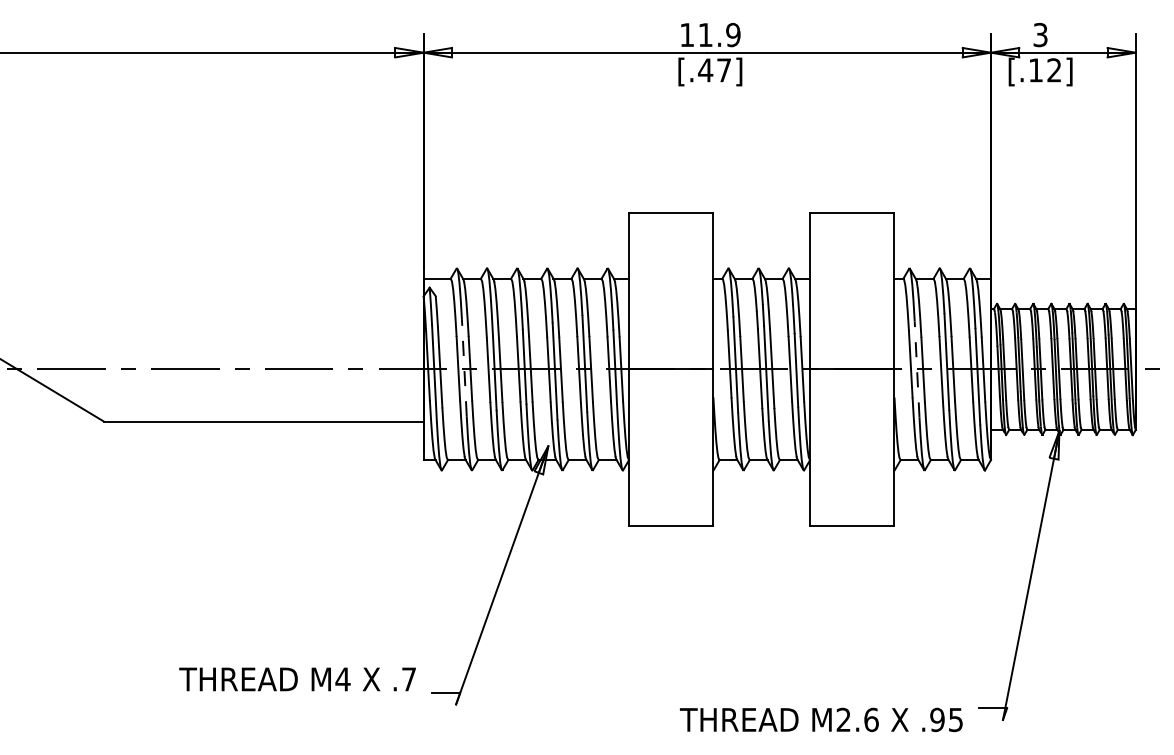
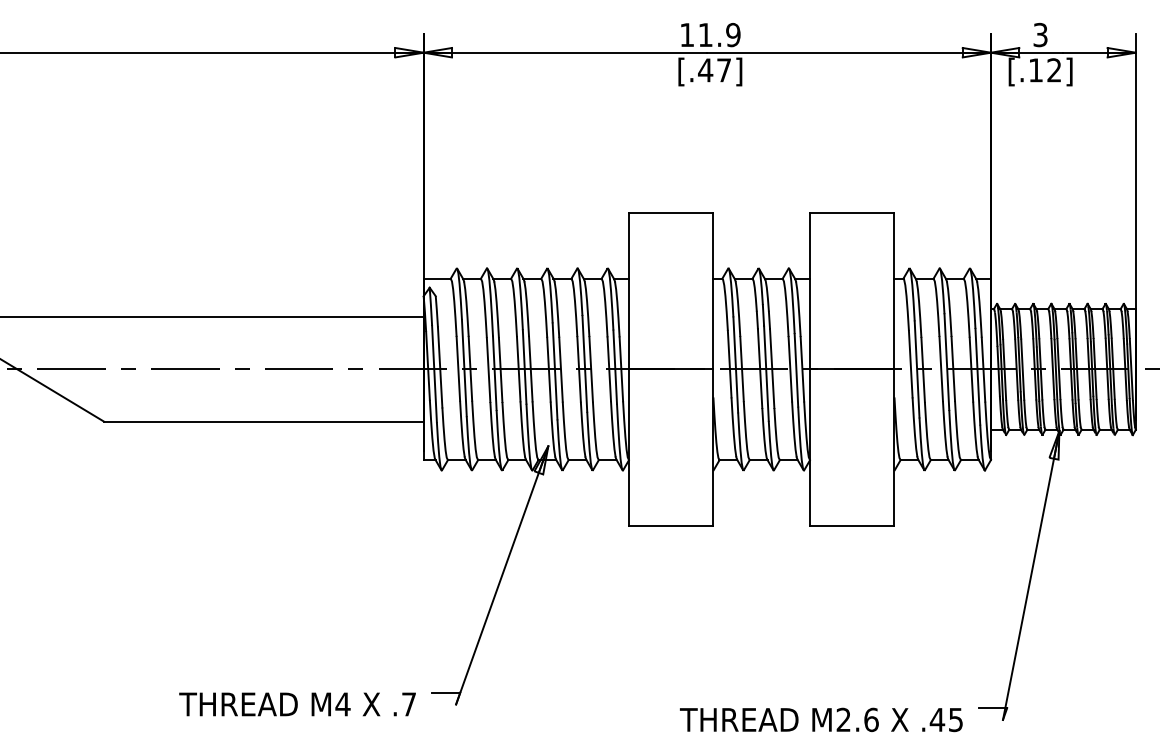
line: none -> present (212, 317)
line: dashed -> solid (464, 367)
line: dashed -> solid (917, 368)
text position: (297, 679) -> (297, 704) (297, 704)
text: .95 -> .45 (937, 719)
